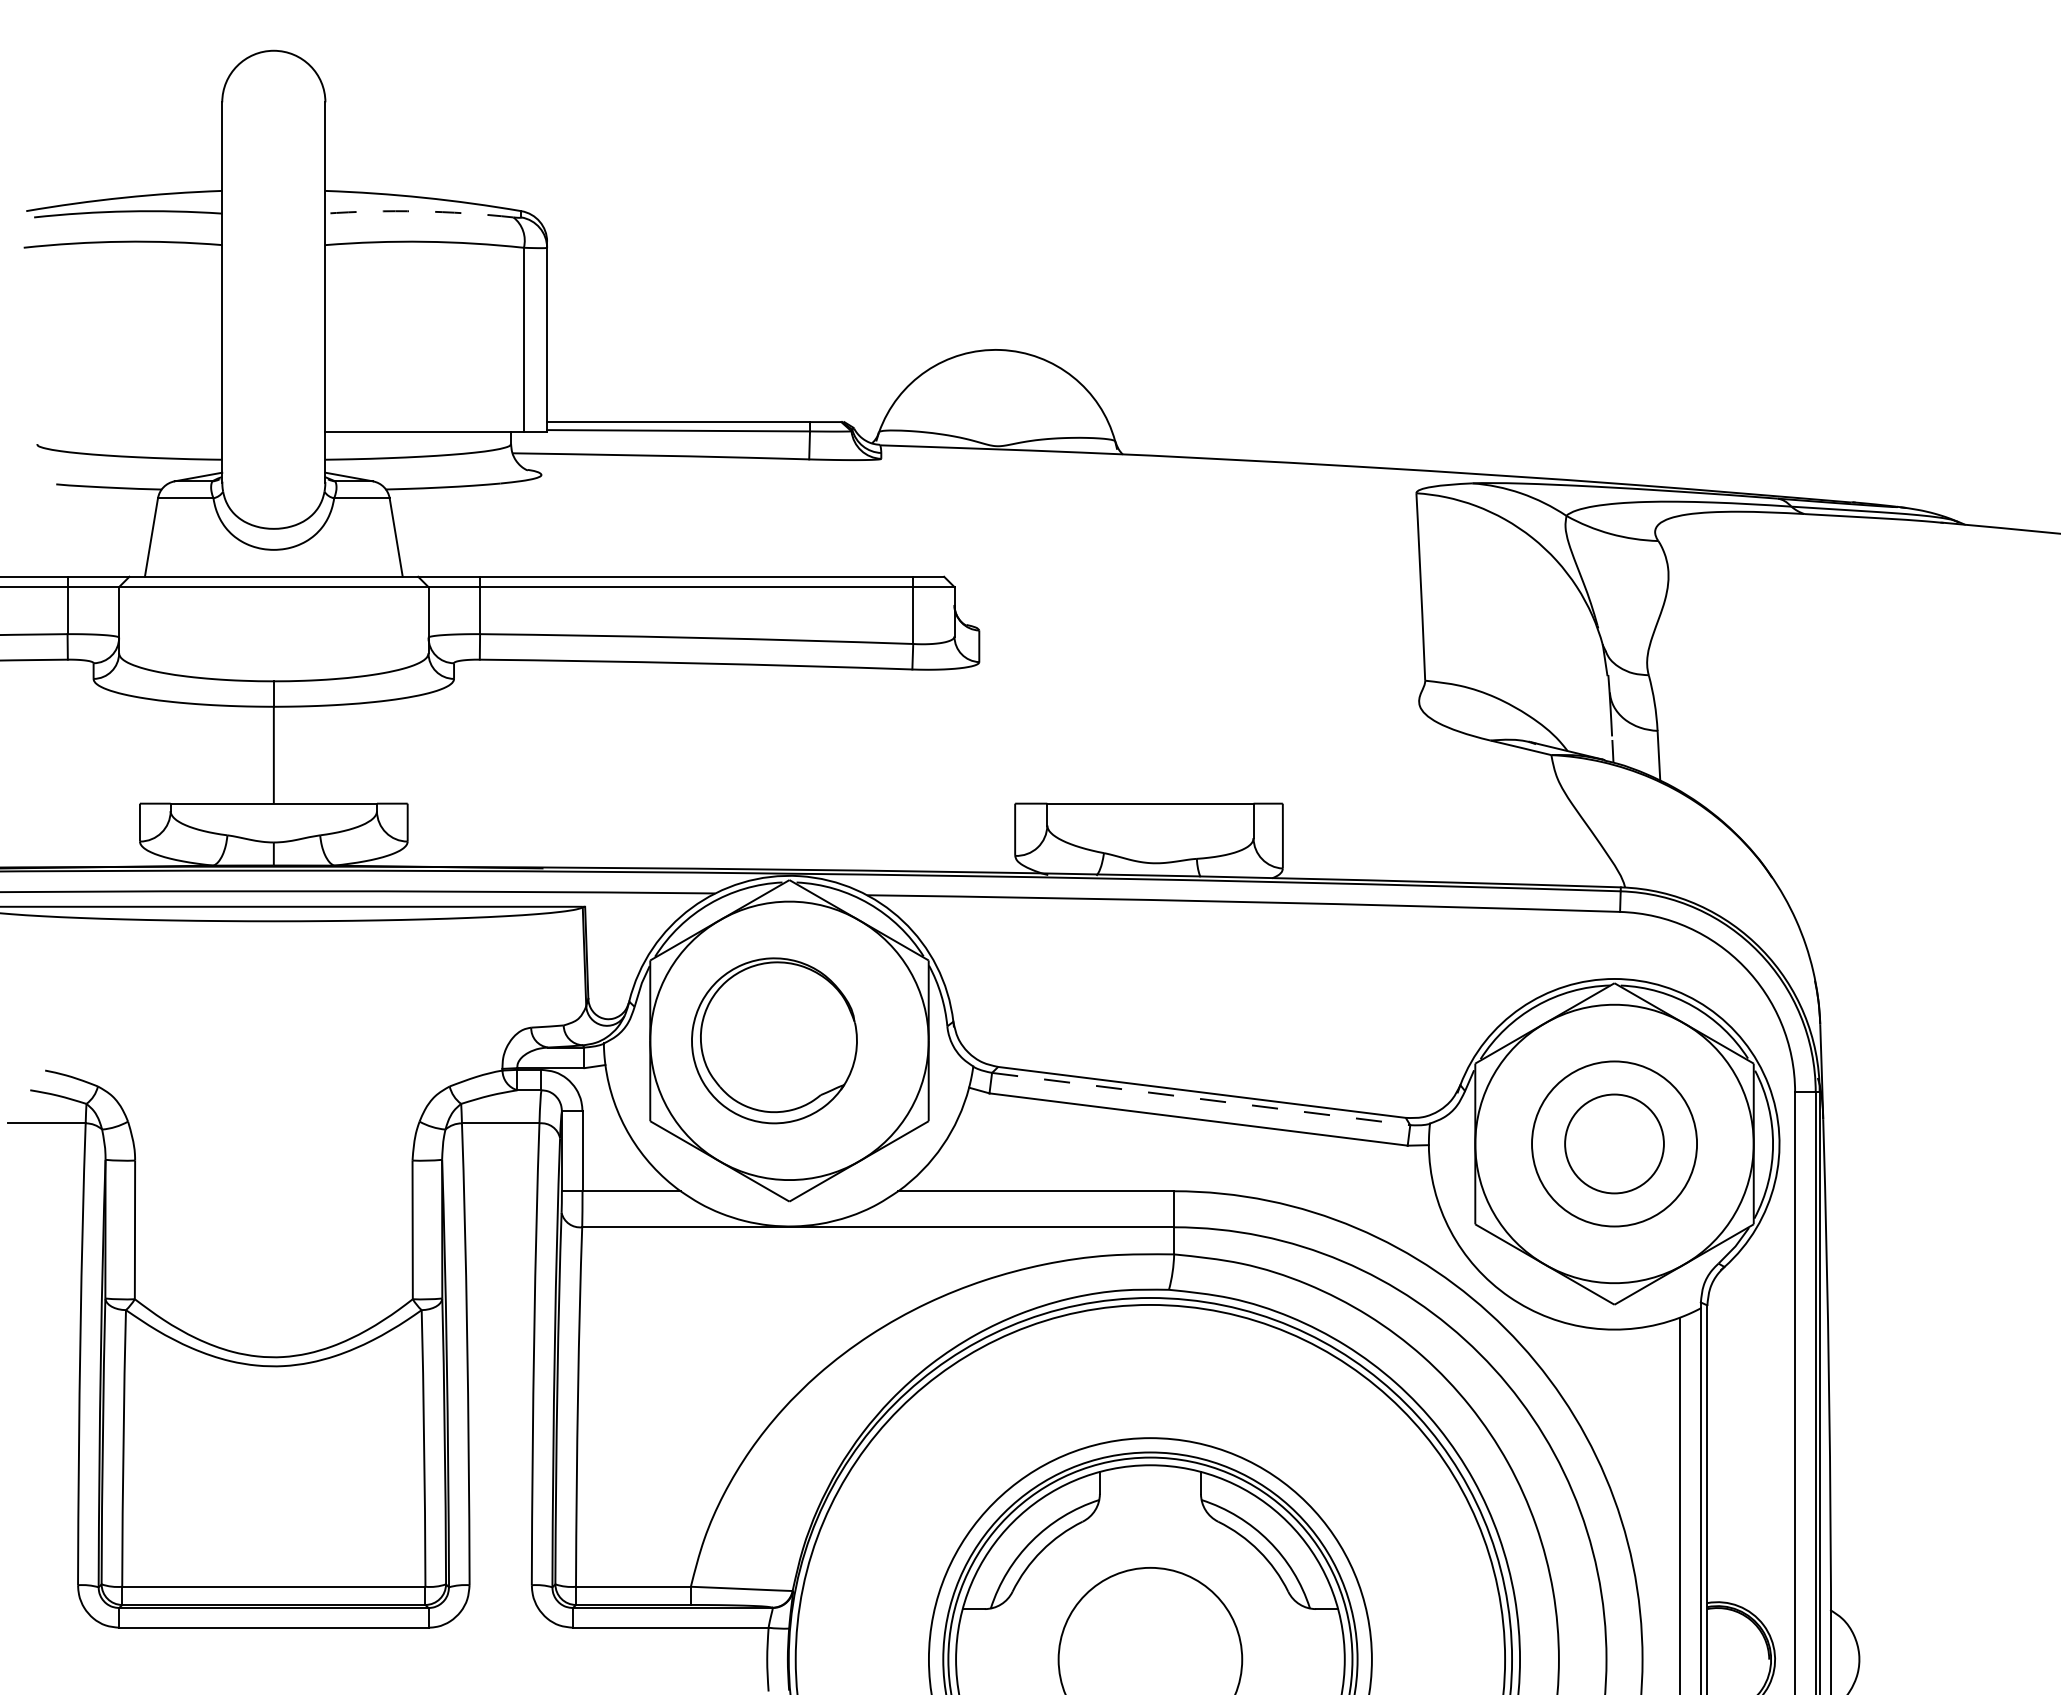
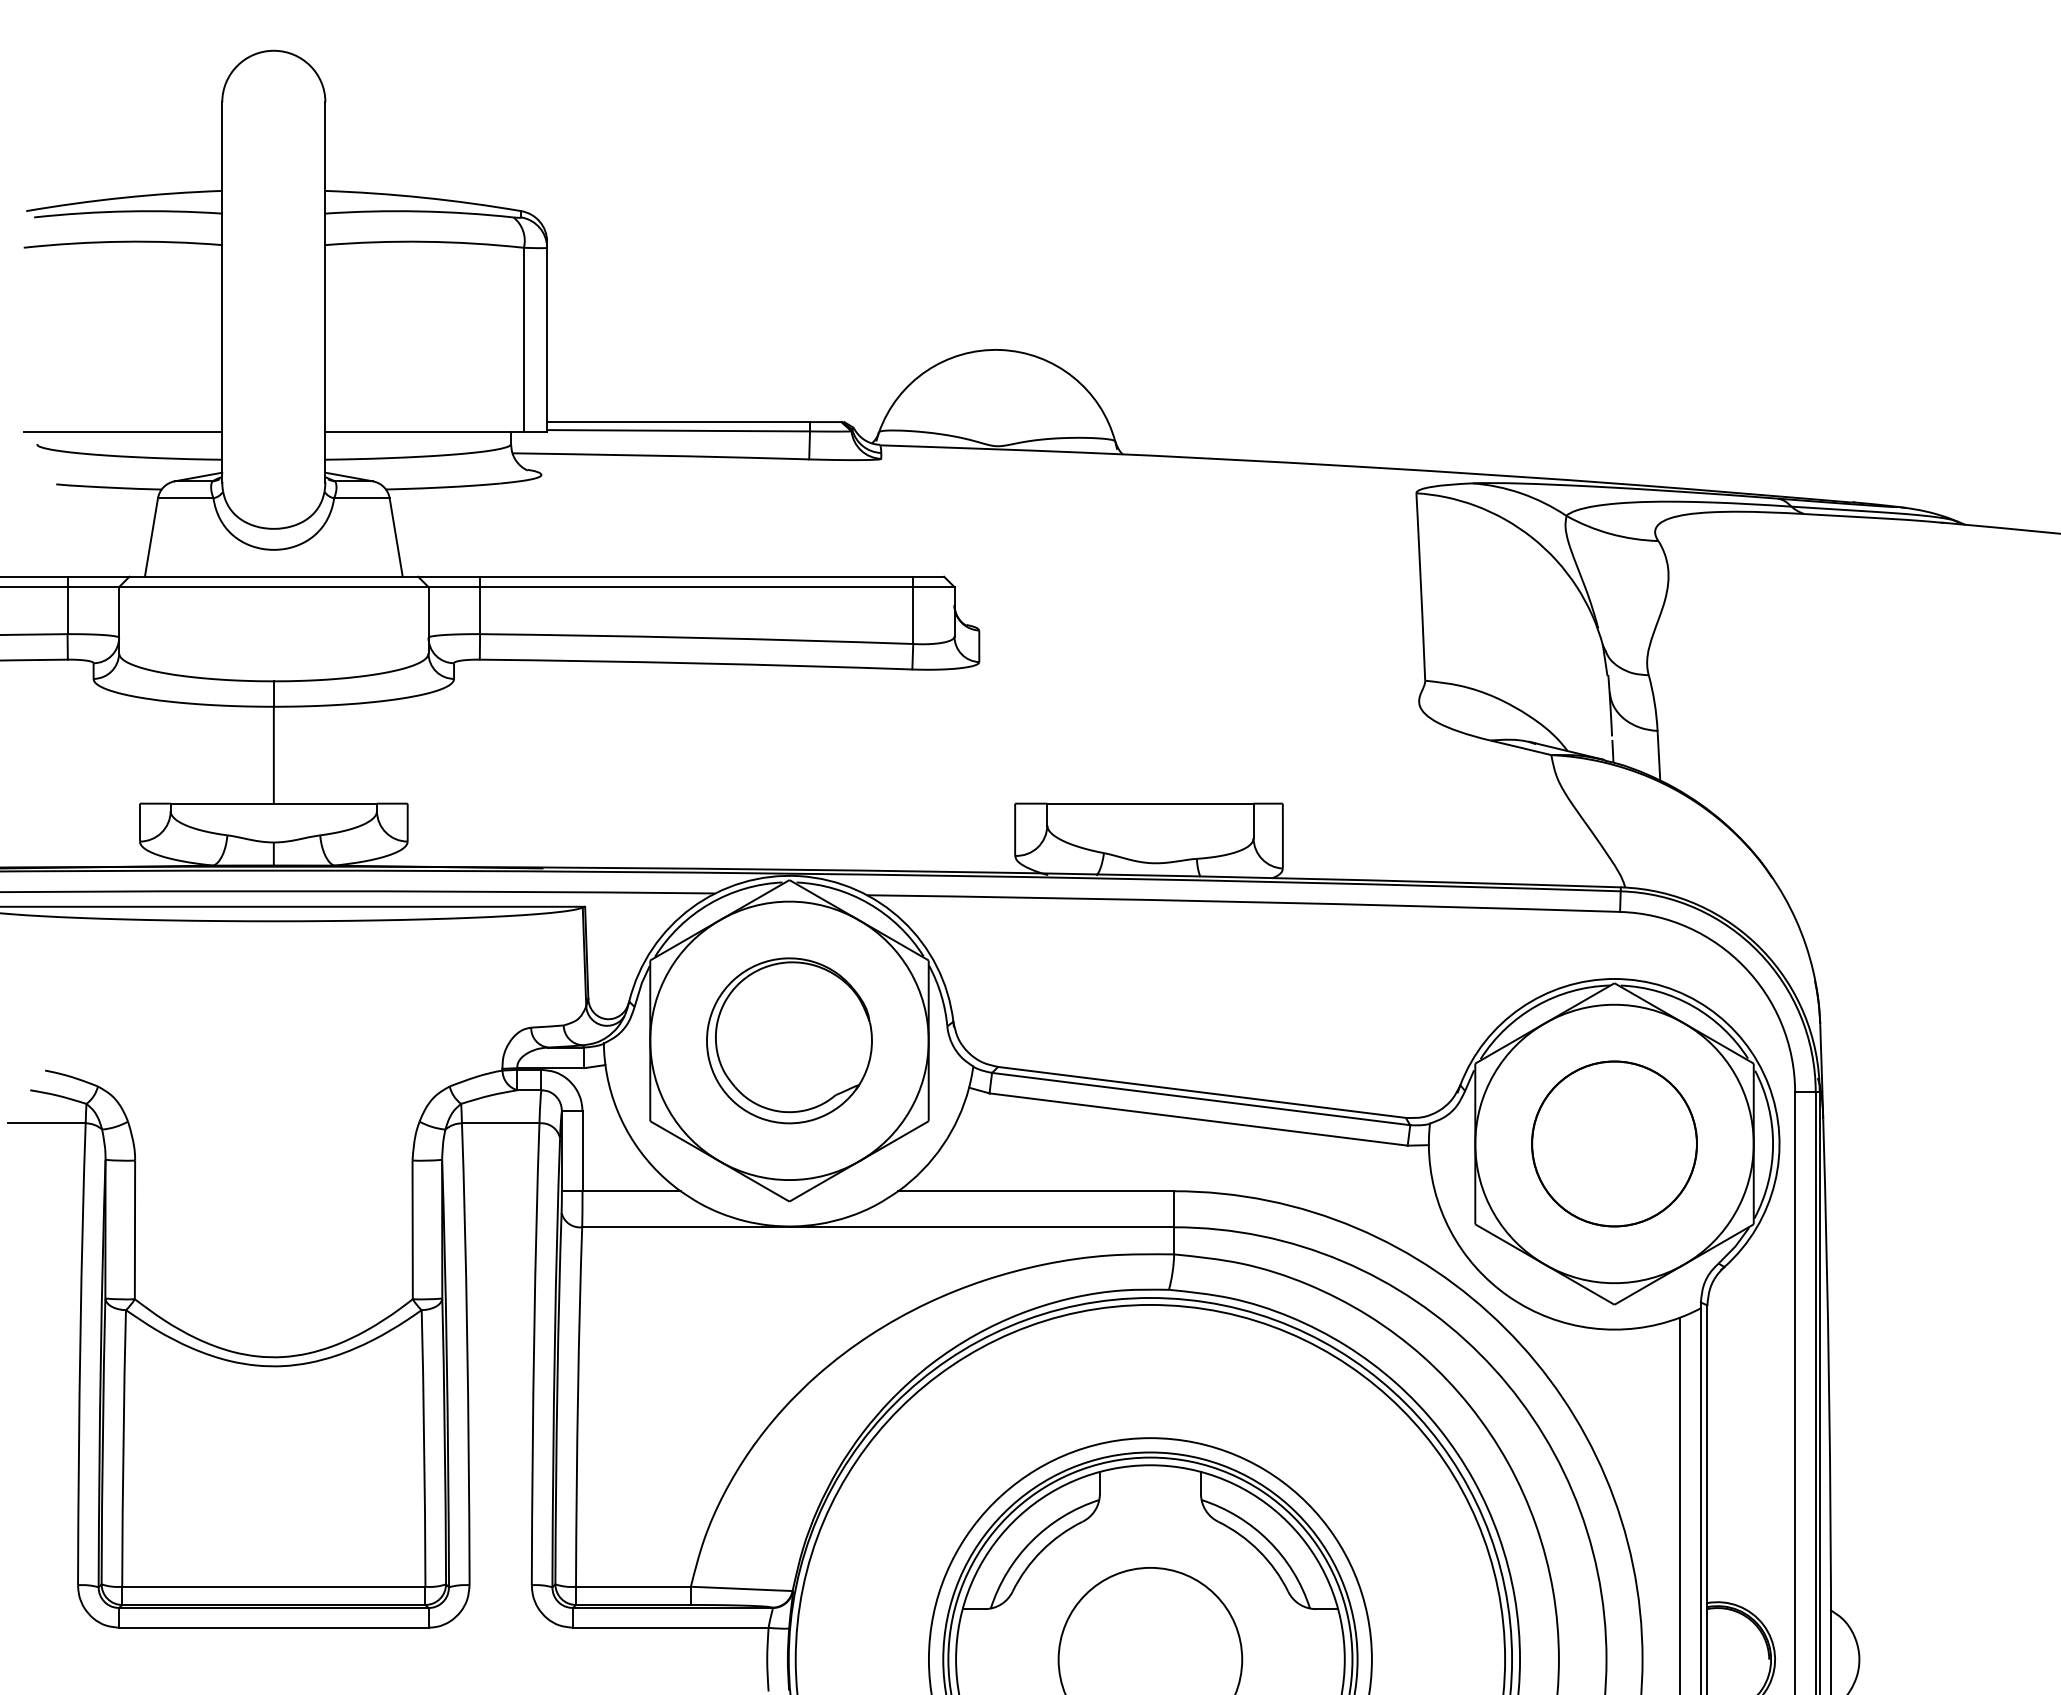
arc: dashed -> solid (419, 211)
line: none -> present (122, 432)
part position: (774, 1040) -> (789, 1040) (789, 1040)
line: dashed -> solid (1201, 1099)
circle diameter: 99 px -> 165 px (1614, 1143)
